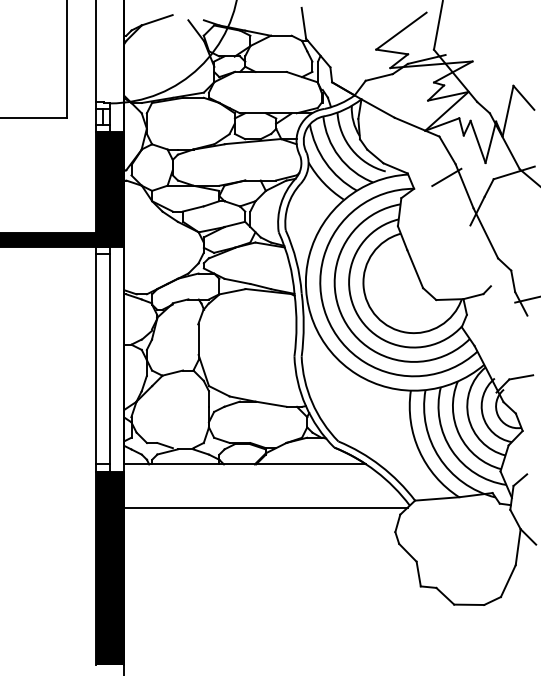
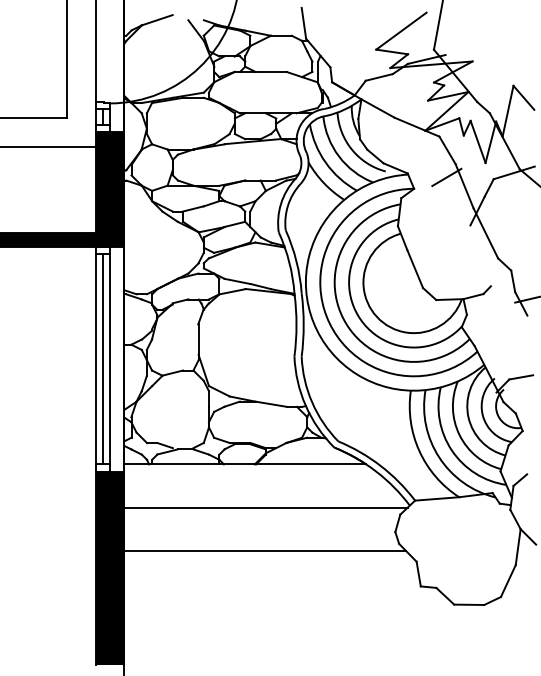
line: none -> present (48, 146)
line: none -> present (102, 359)
line: none -> present (264, 550)
